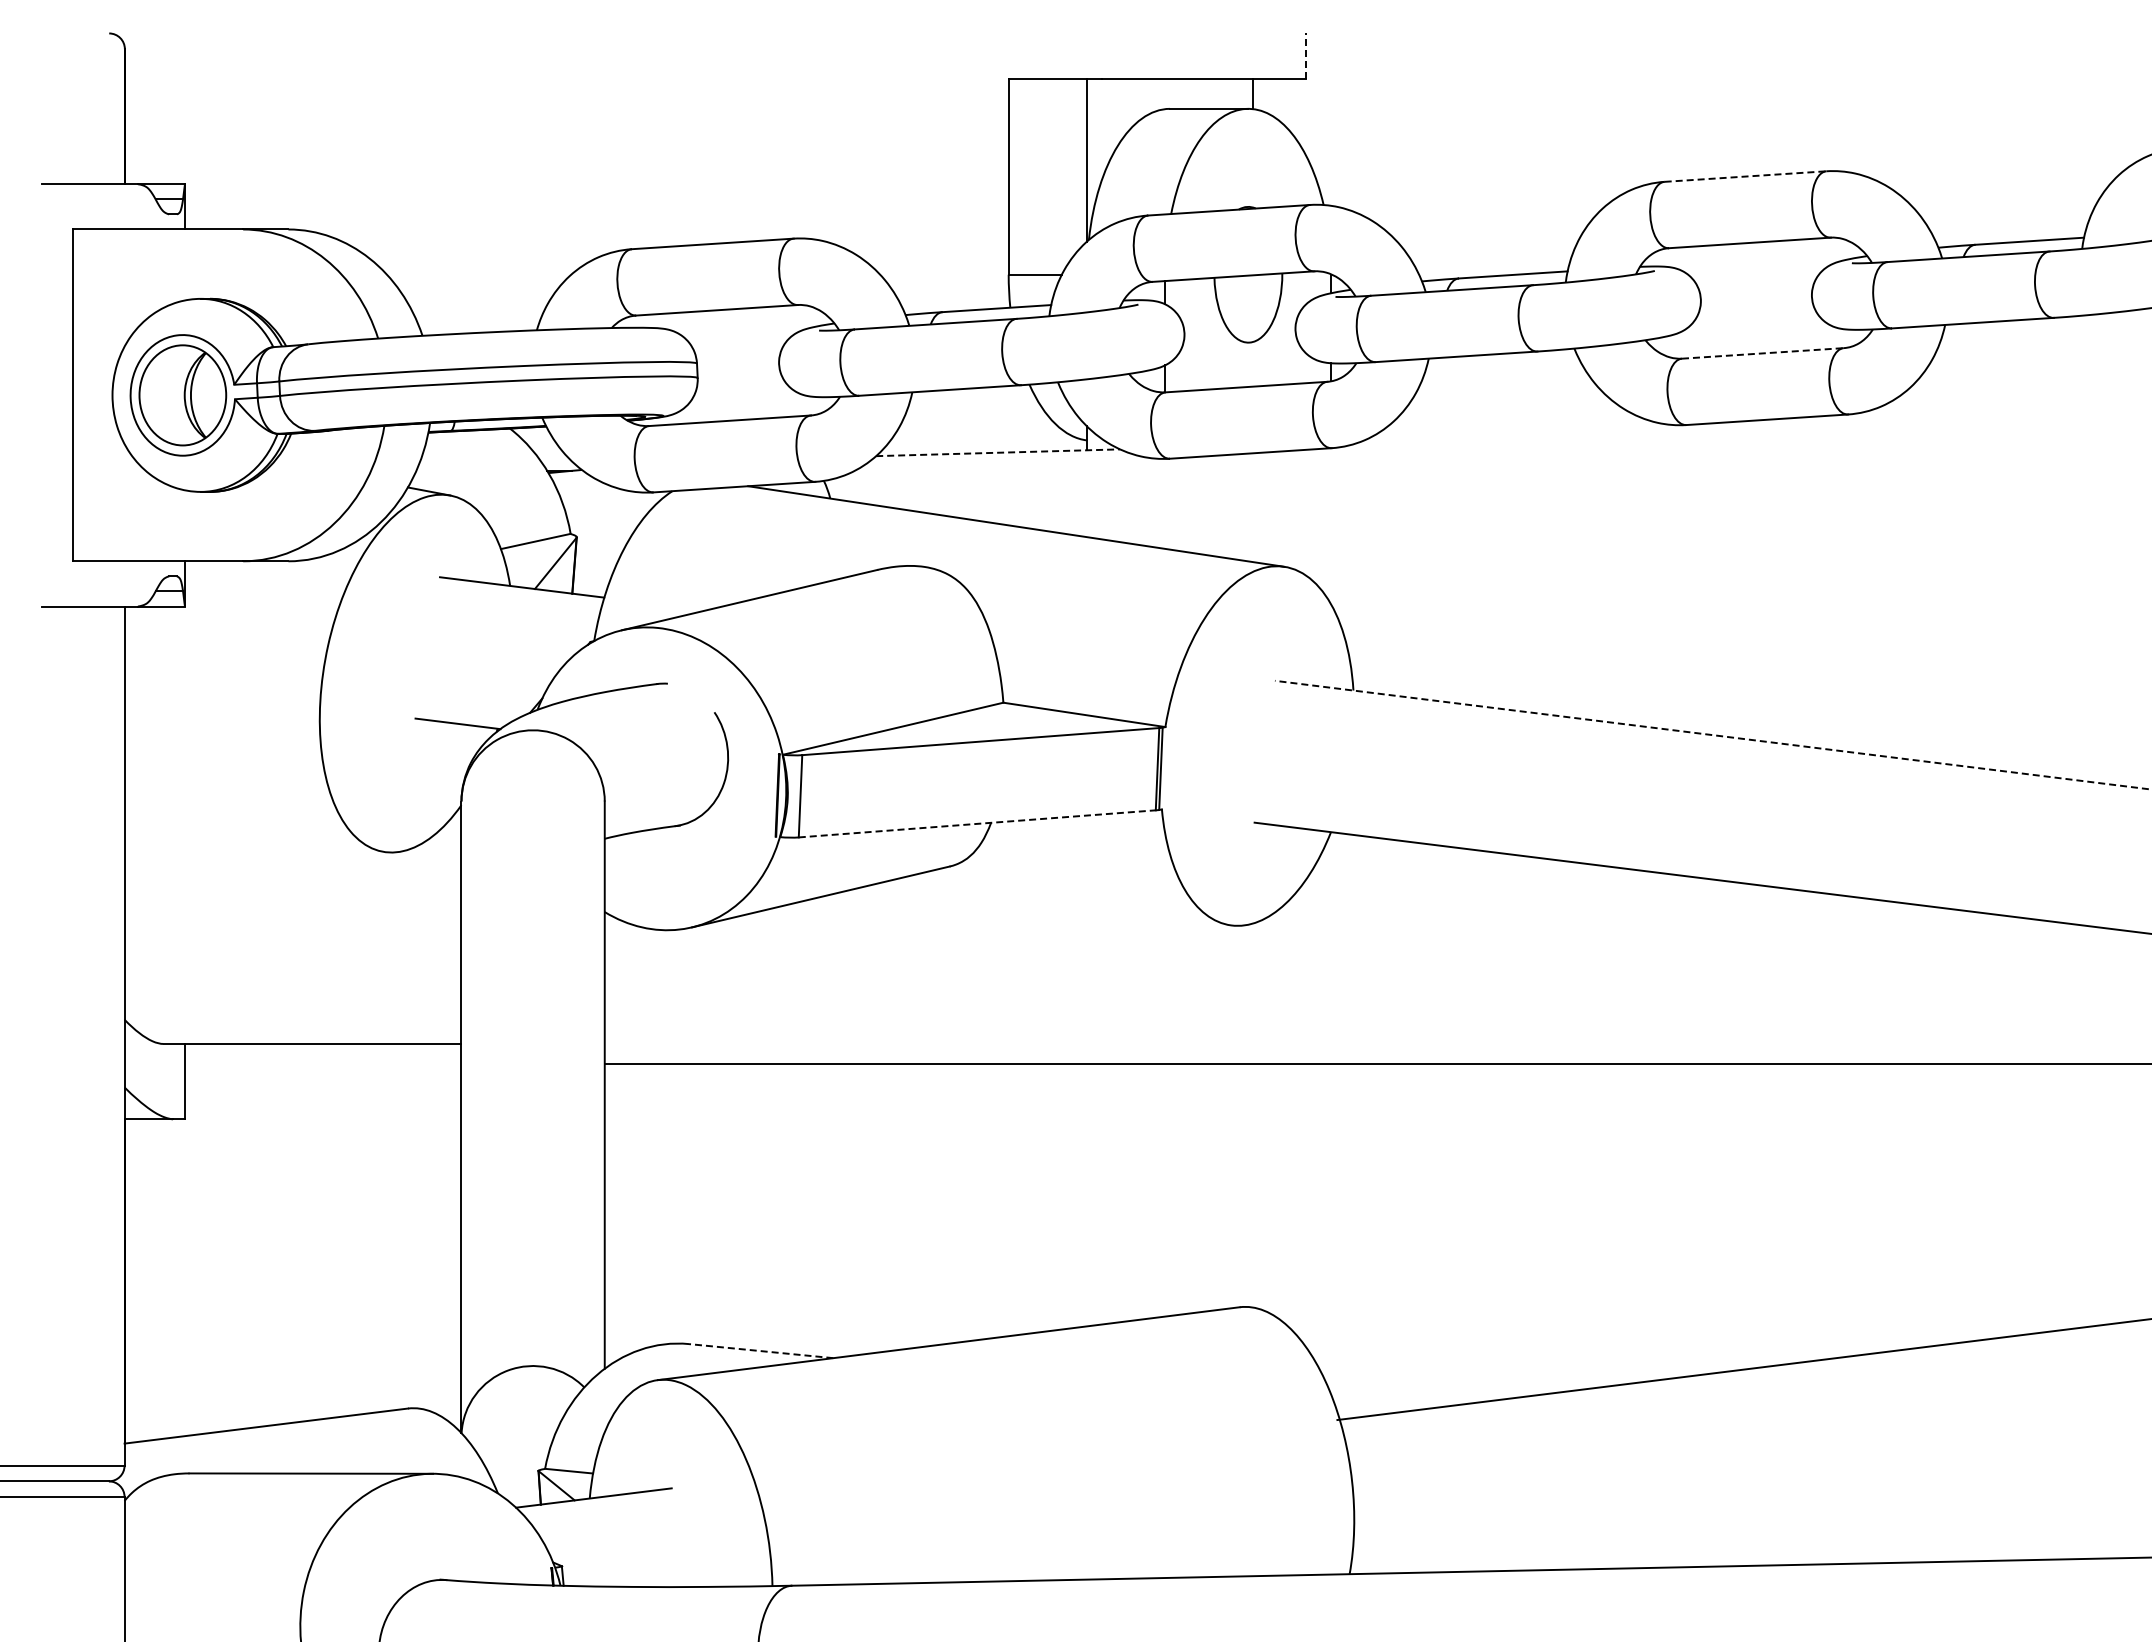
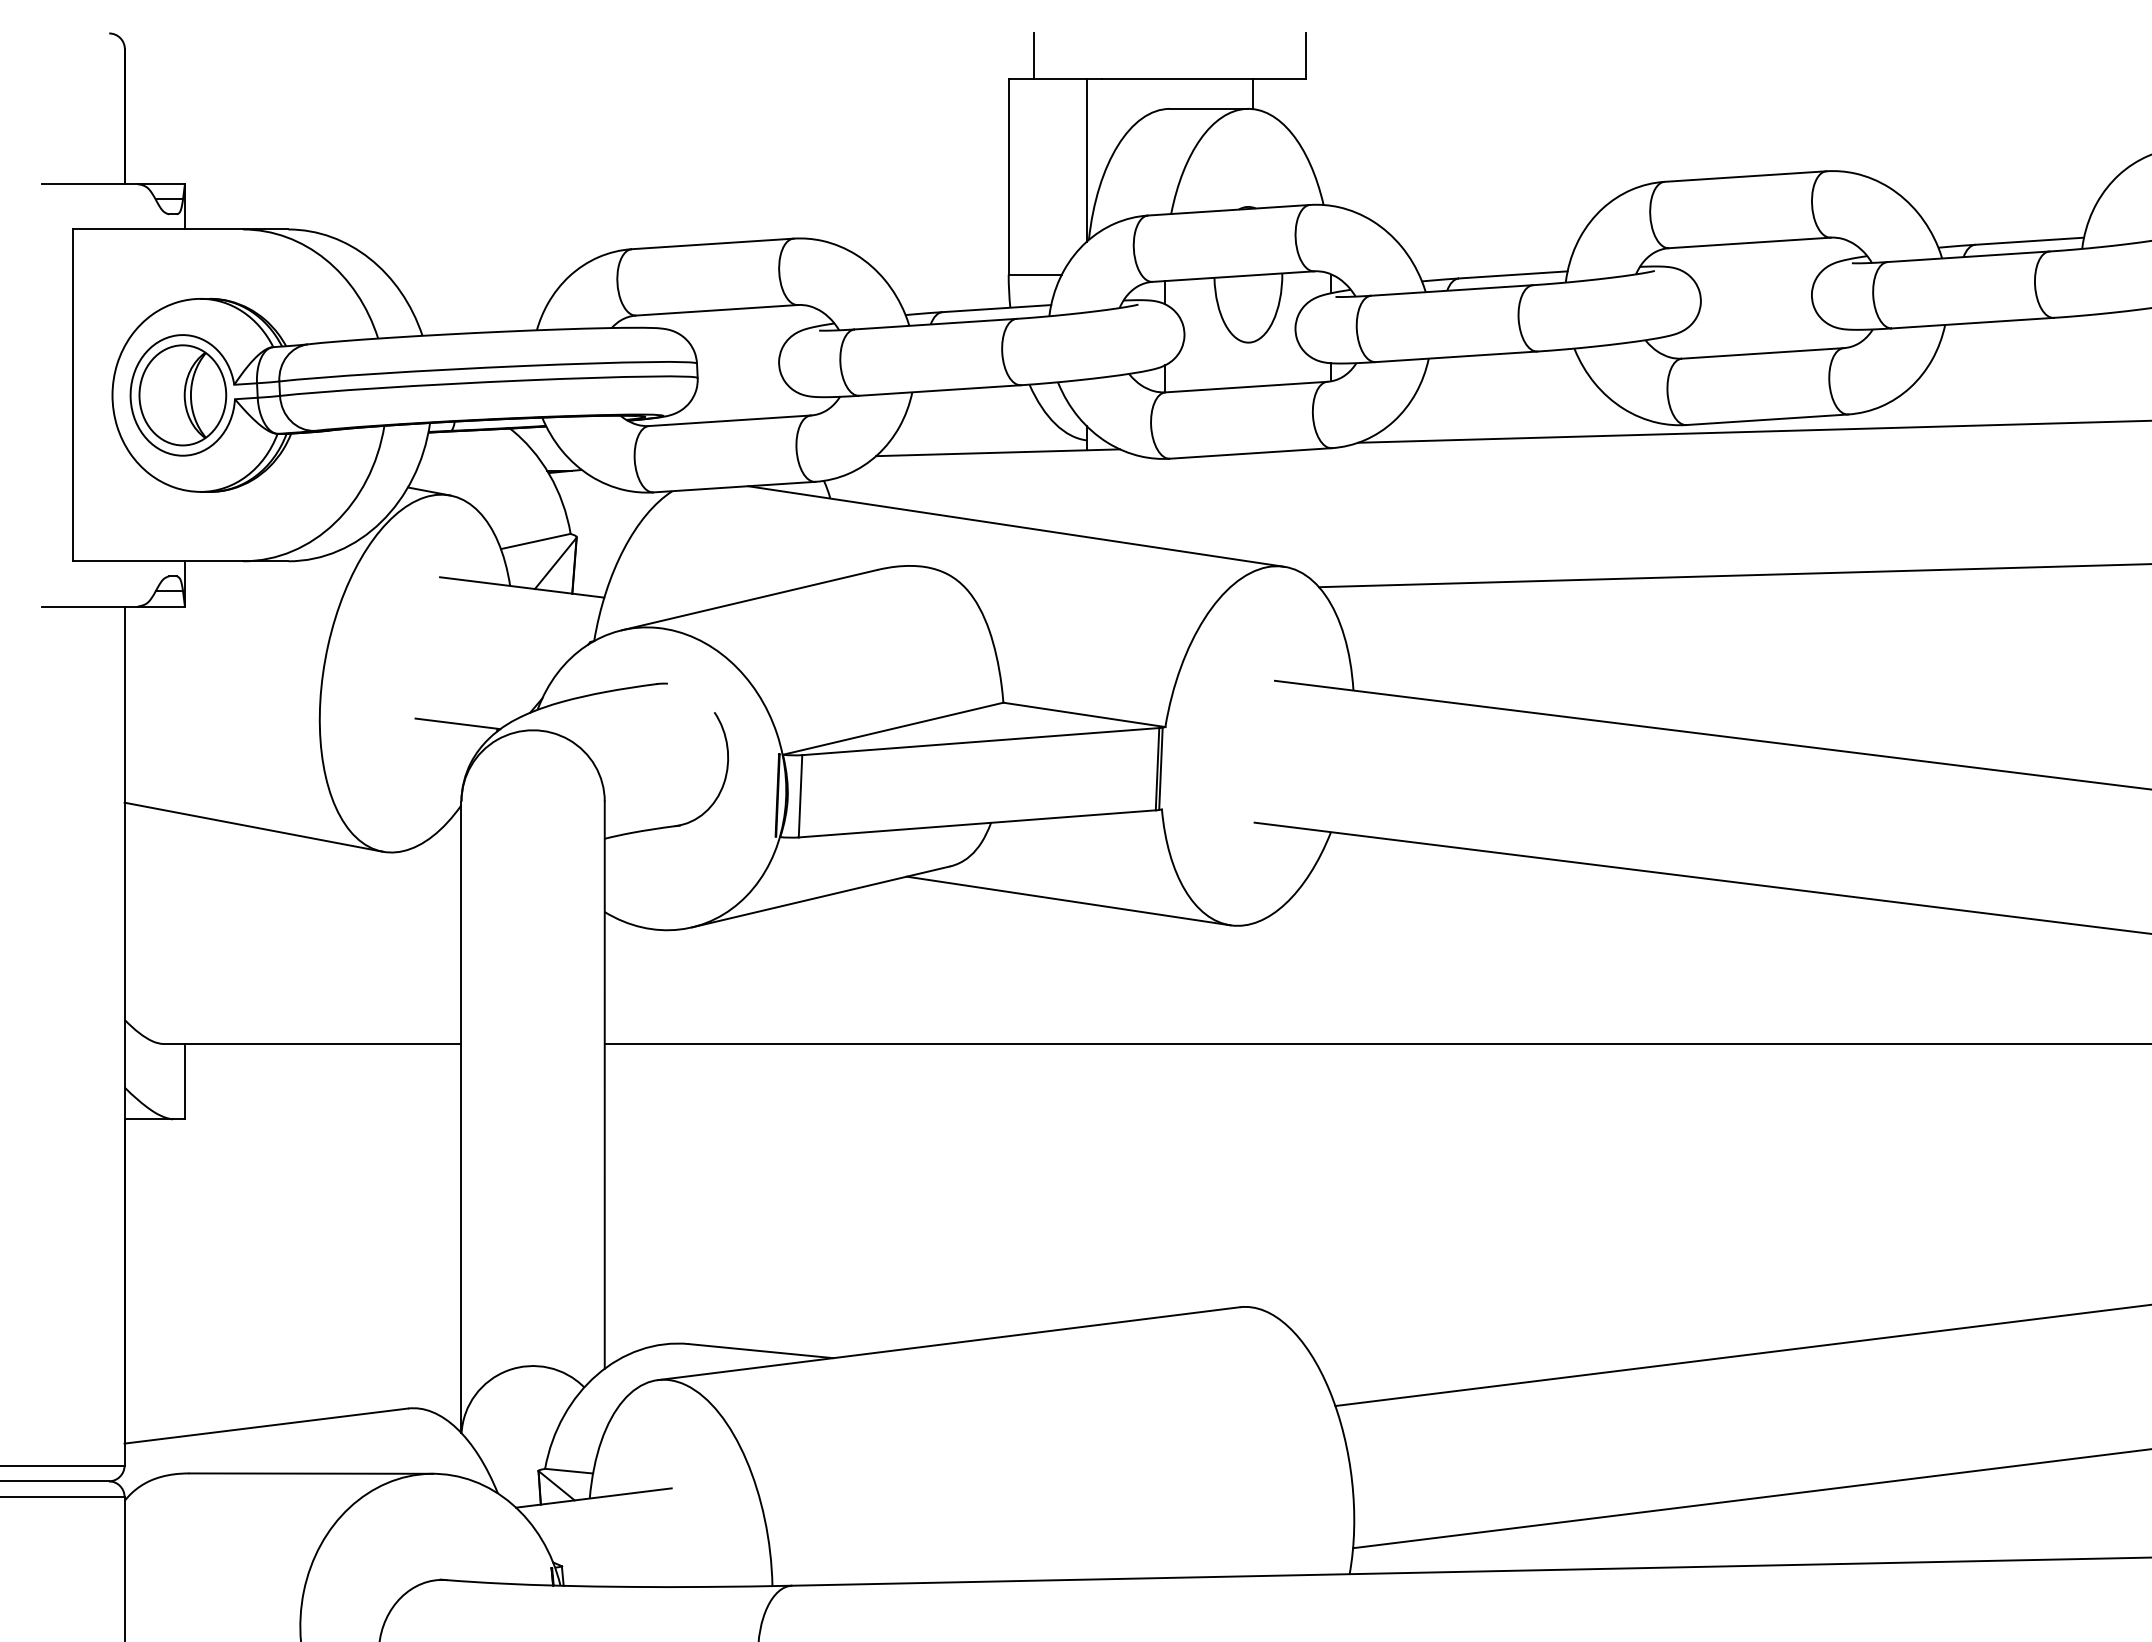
line: none -> present (1034, 55)
line: dashed -> solid (1305, 56)
line: dashed -> solid (1746, 176)
line: dashed -> solid (1763, 353)
line: none -> present (1753, 431)
line: dashed -> solid (998, 452)
line: none -> present (1733, 575)
line: dashed -> solid (1713, 735)
line: dashed -> solid (977, 823)
line: none -> present (253, 826)
line: none -> present (1068, 900)
line position: (1376, 1063) -> (1376, 1043) (1376, 1043)
line: dashed -> solid (761, 1351)
line position: (1742, 1369) -> (1741, 1355) (1741, 1355)
line: none -> present (1750, 1498)
